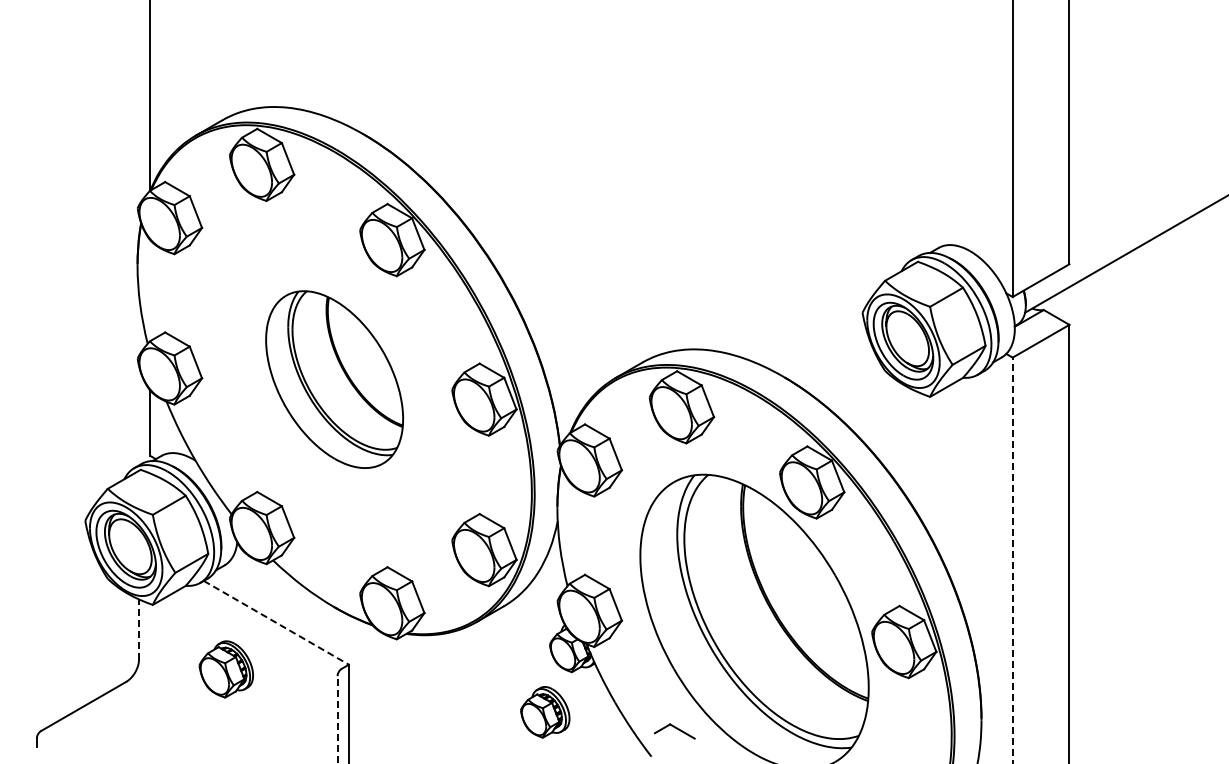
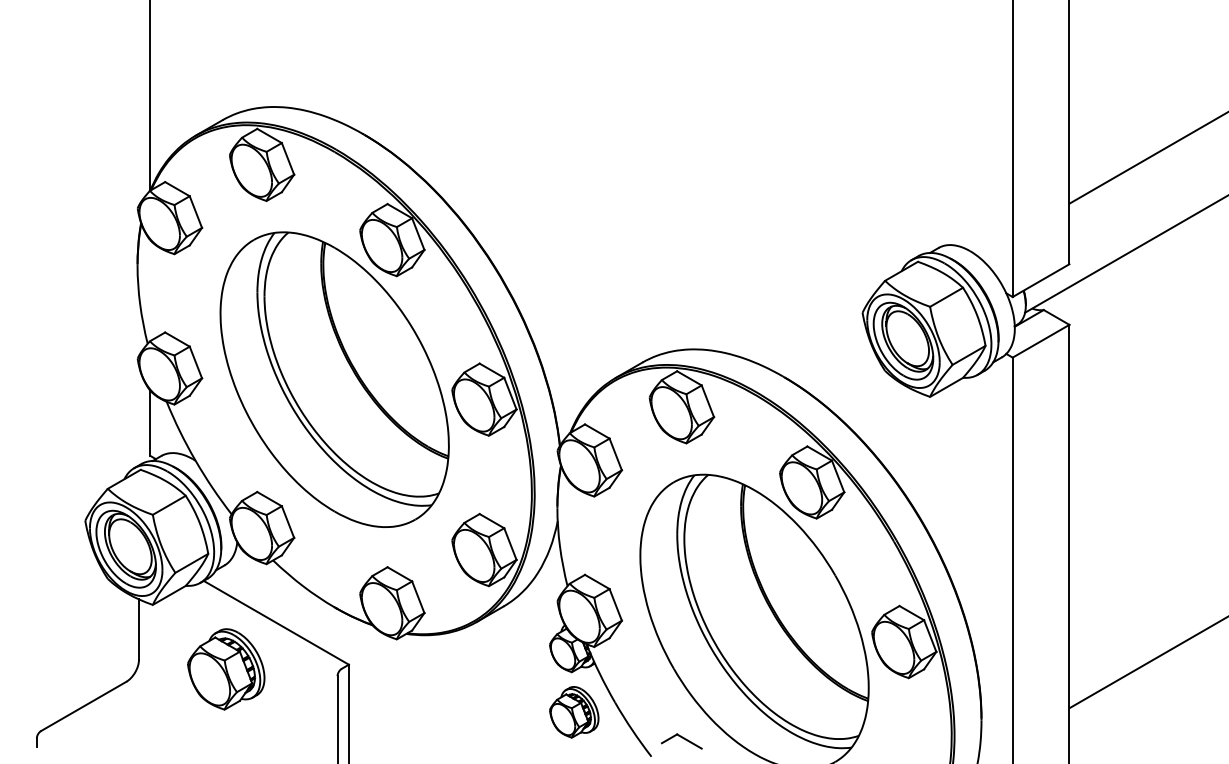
line: none -> present (1147, 158)
part size: 140x179 px -> 231x297 px (334, 379)
line: dashed -> solid (1012, 560)
line: dashed -> solid (276, 622)
line: dashed -> solid (138, 629)
line: none -> present (1147, 663)
part size: 56x59 px -> 79x83 px (226, 669)
part position: (545, 712) -> (574, 712) (574, 712)
line: dashed -> solid (337, 719)
part position: (674, 731) -> (681, 741) (681, 741)
